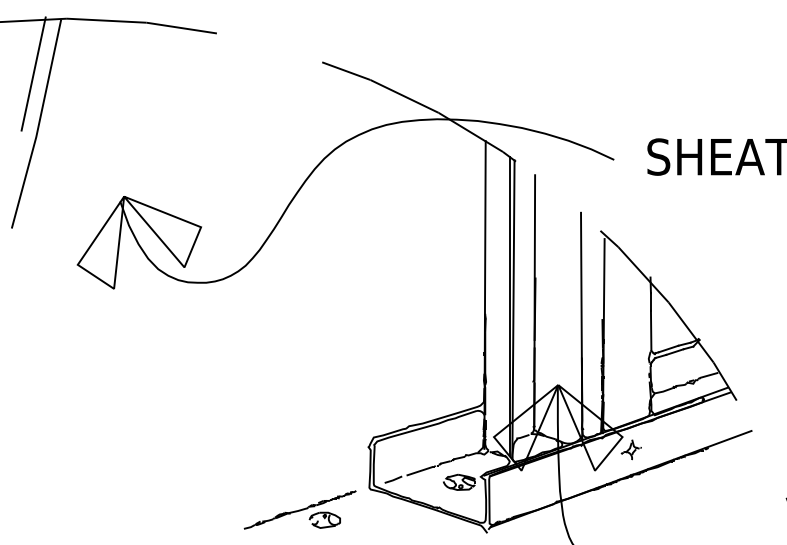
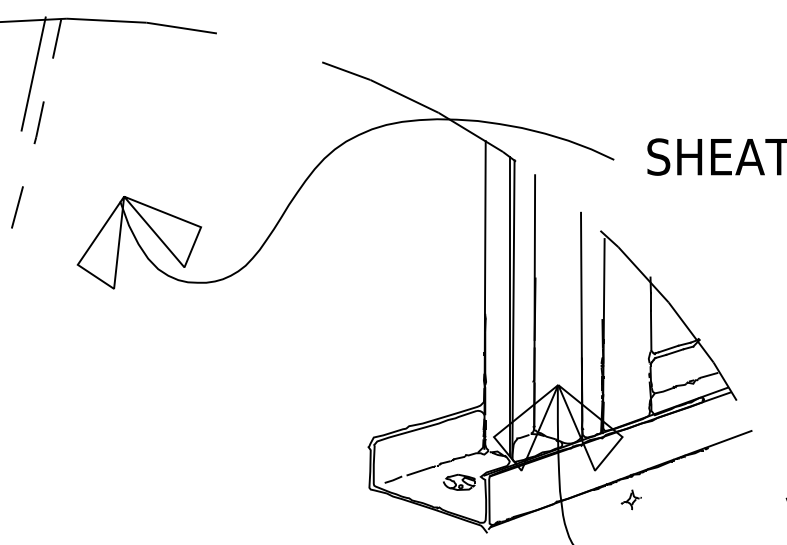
line: solid -> dashed (38, 124)
part position: (630, 449) -> (630, 499) (630, 499)
part: present -> none (299, 509)
